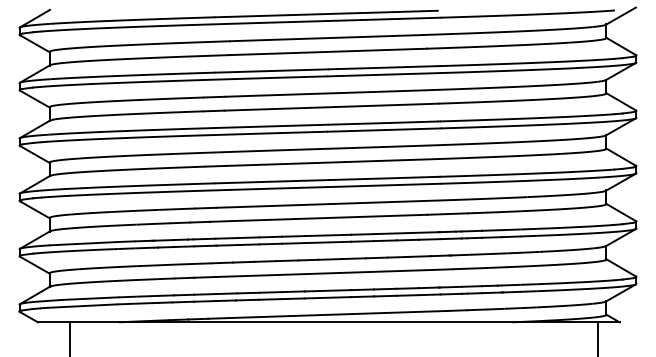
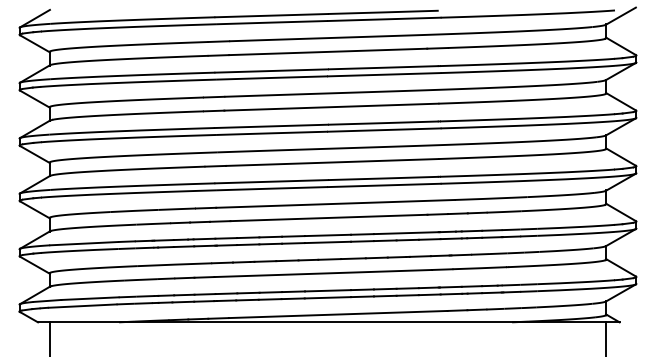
line position: (70, 337) -> (50, 337) (50, 337)
line position: (597, 337) -> (605, 337) (605, 337)
